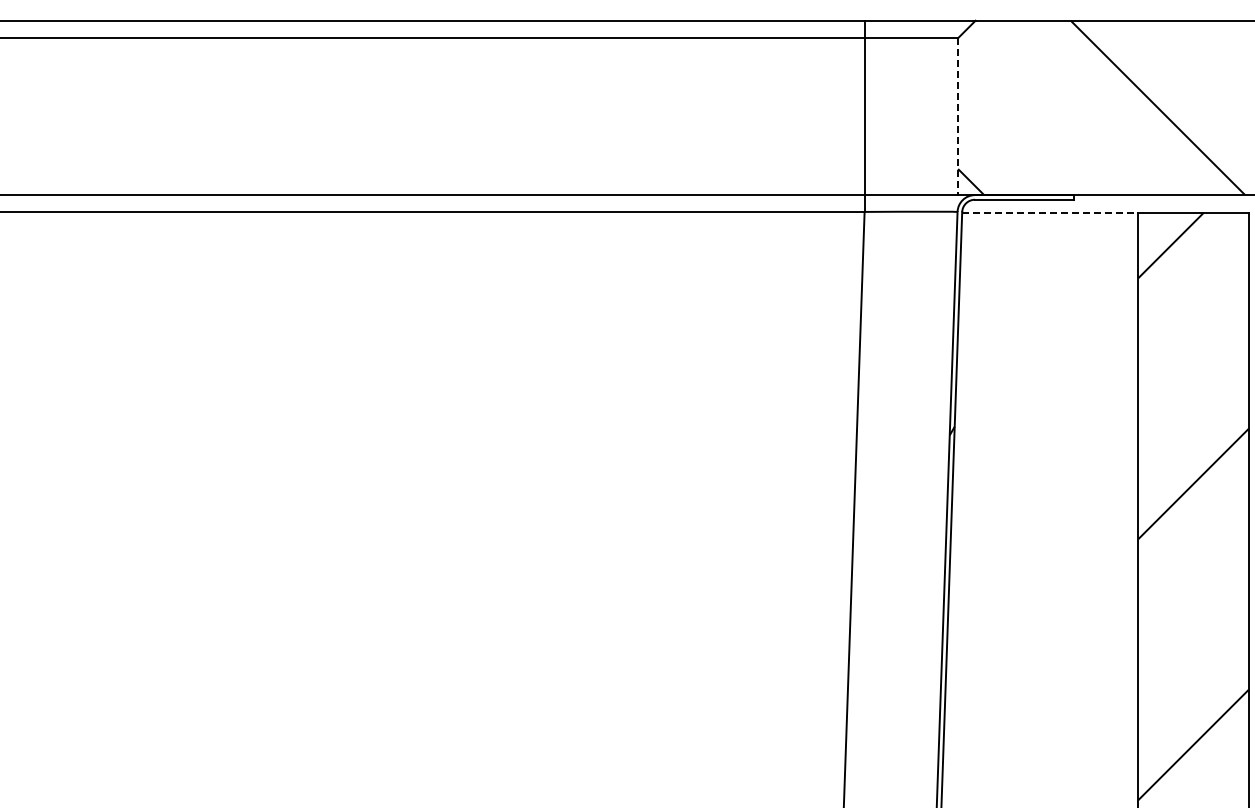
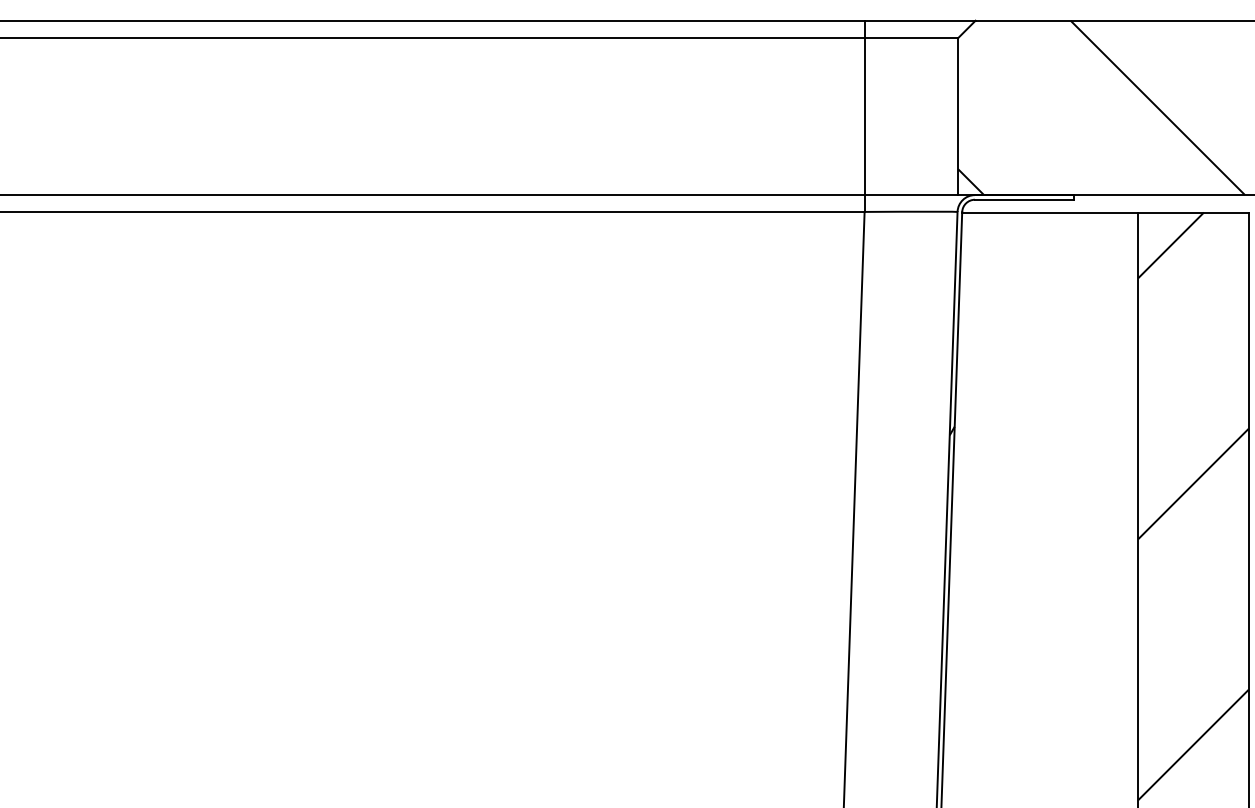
line: dashed -> solid (958, 117)
line: dashed -> solid (1050, 212)
